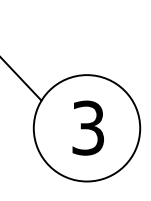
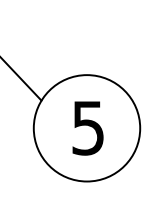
text: 3 -> 5 (87, 127)
